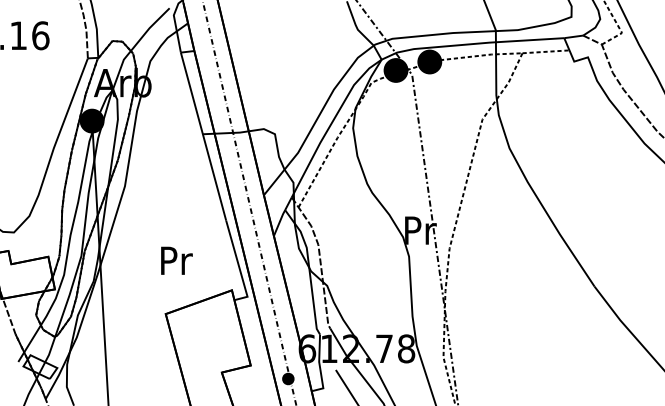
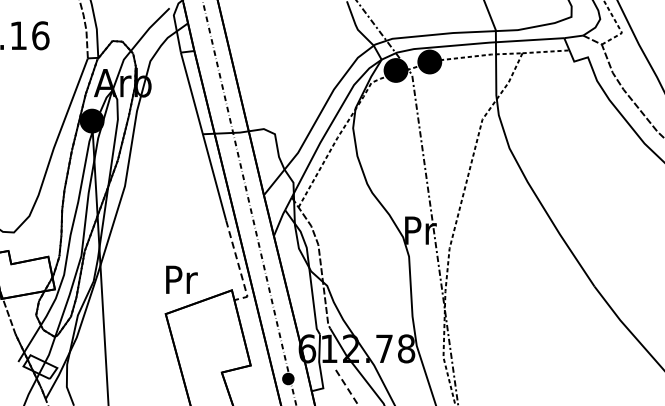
text position: (176, 260) -> (181, 279) (181, 279)
line: solid -> dashed (239, 266)
line: solid -> dashed (347, 388)
